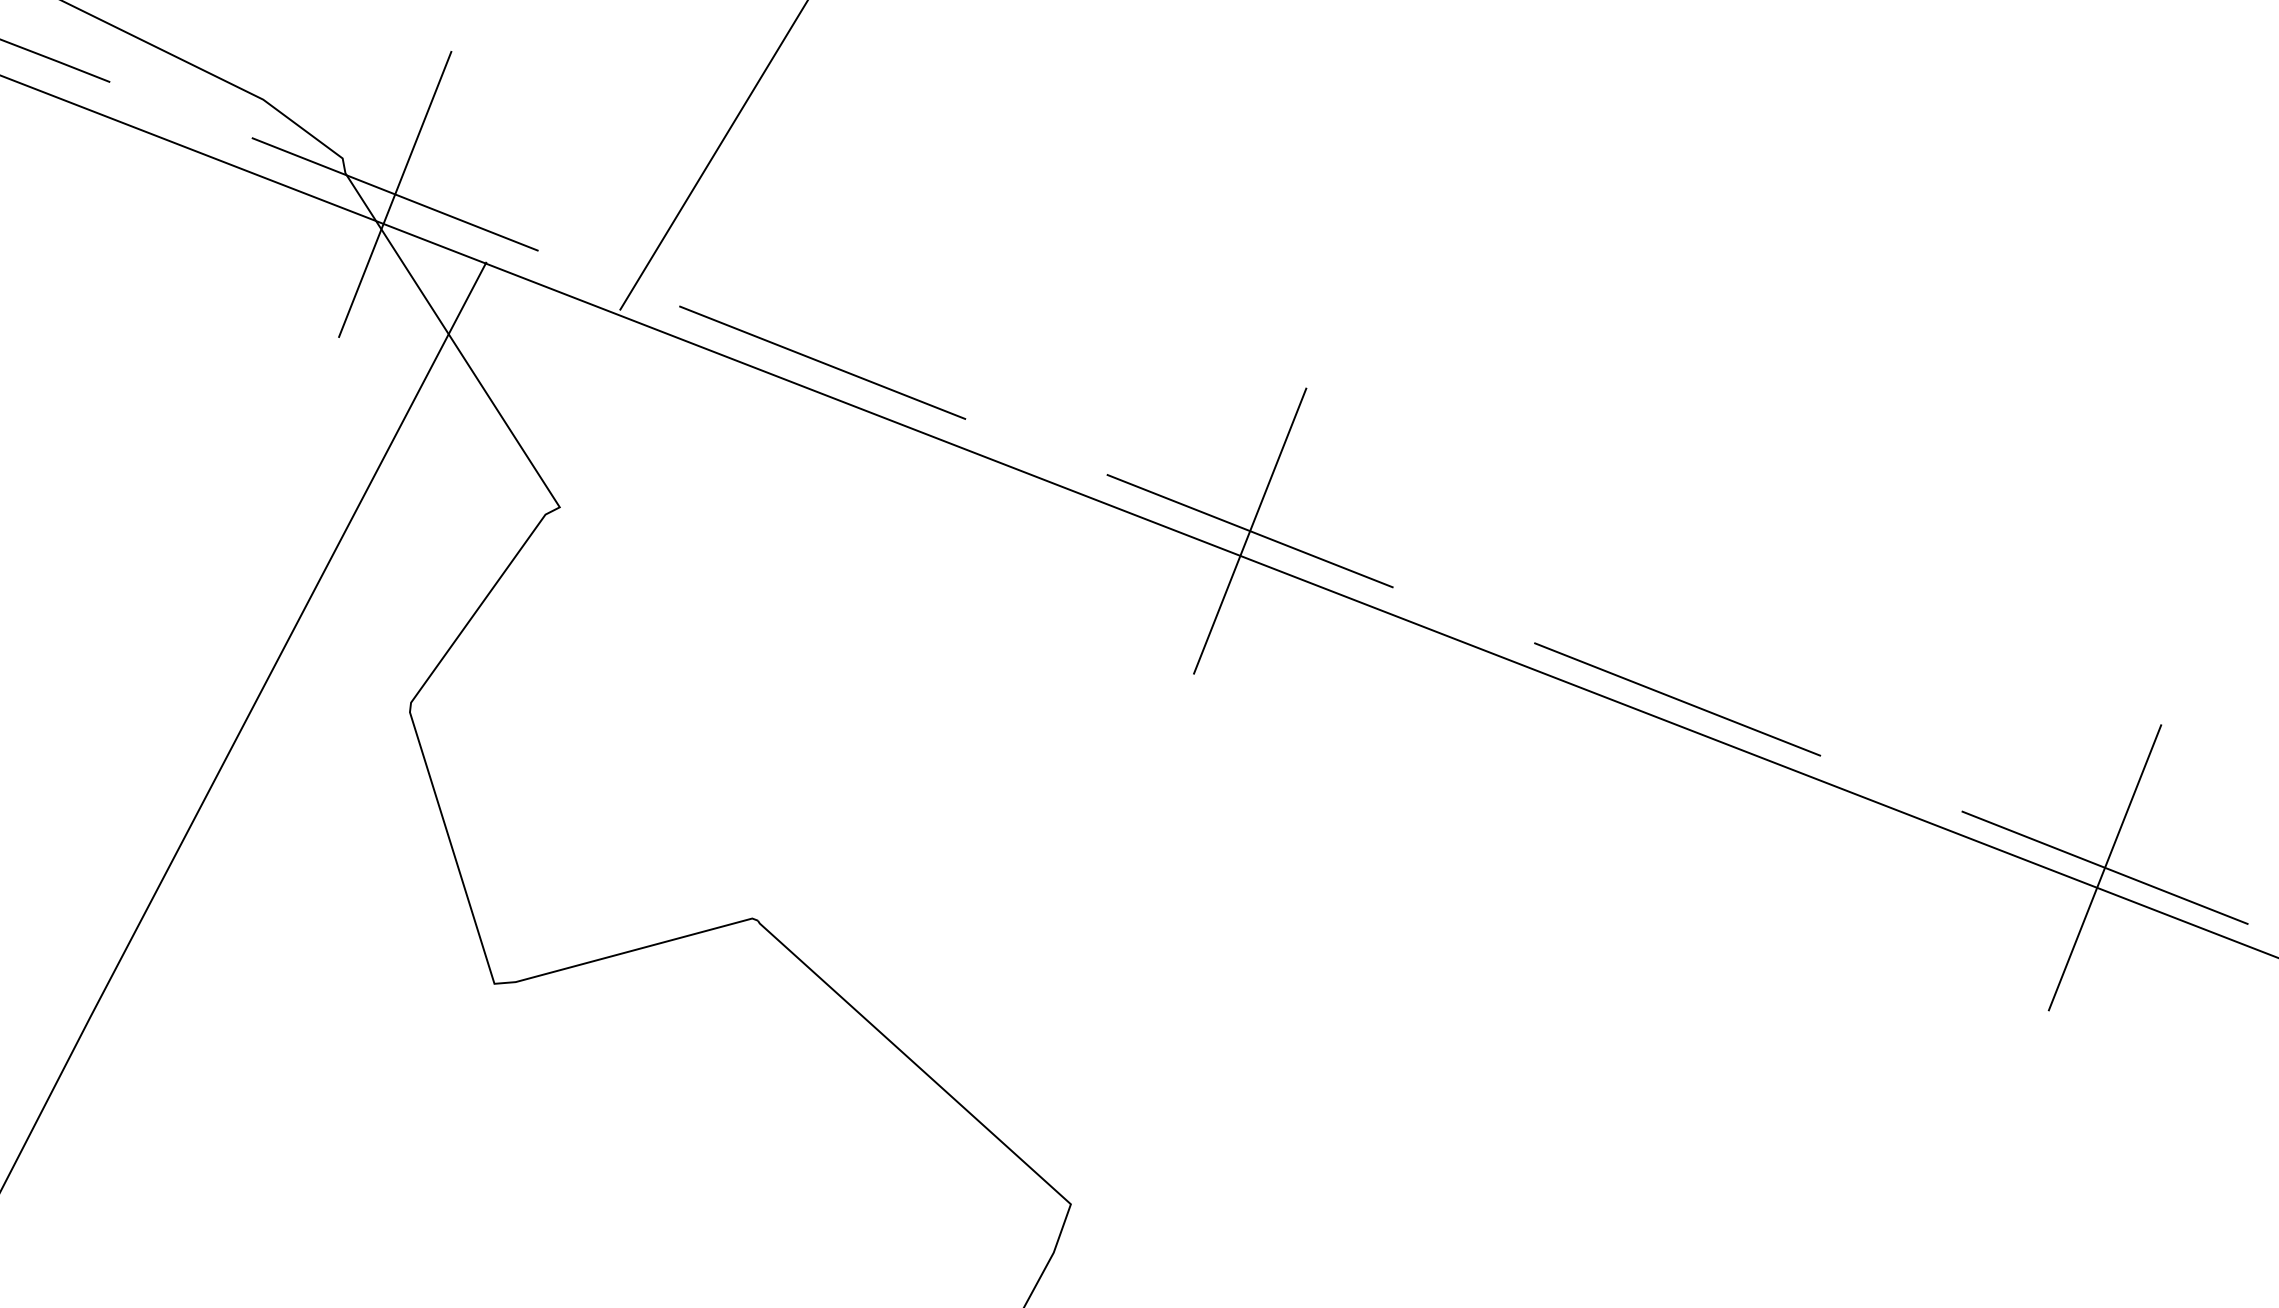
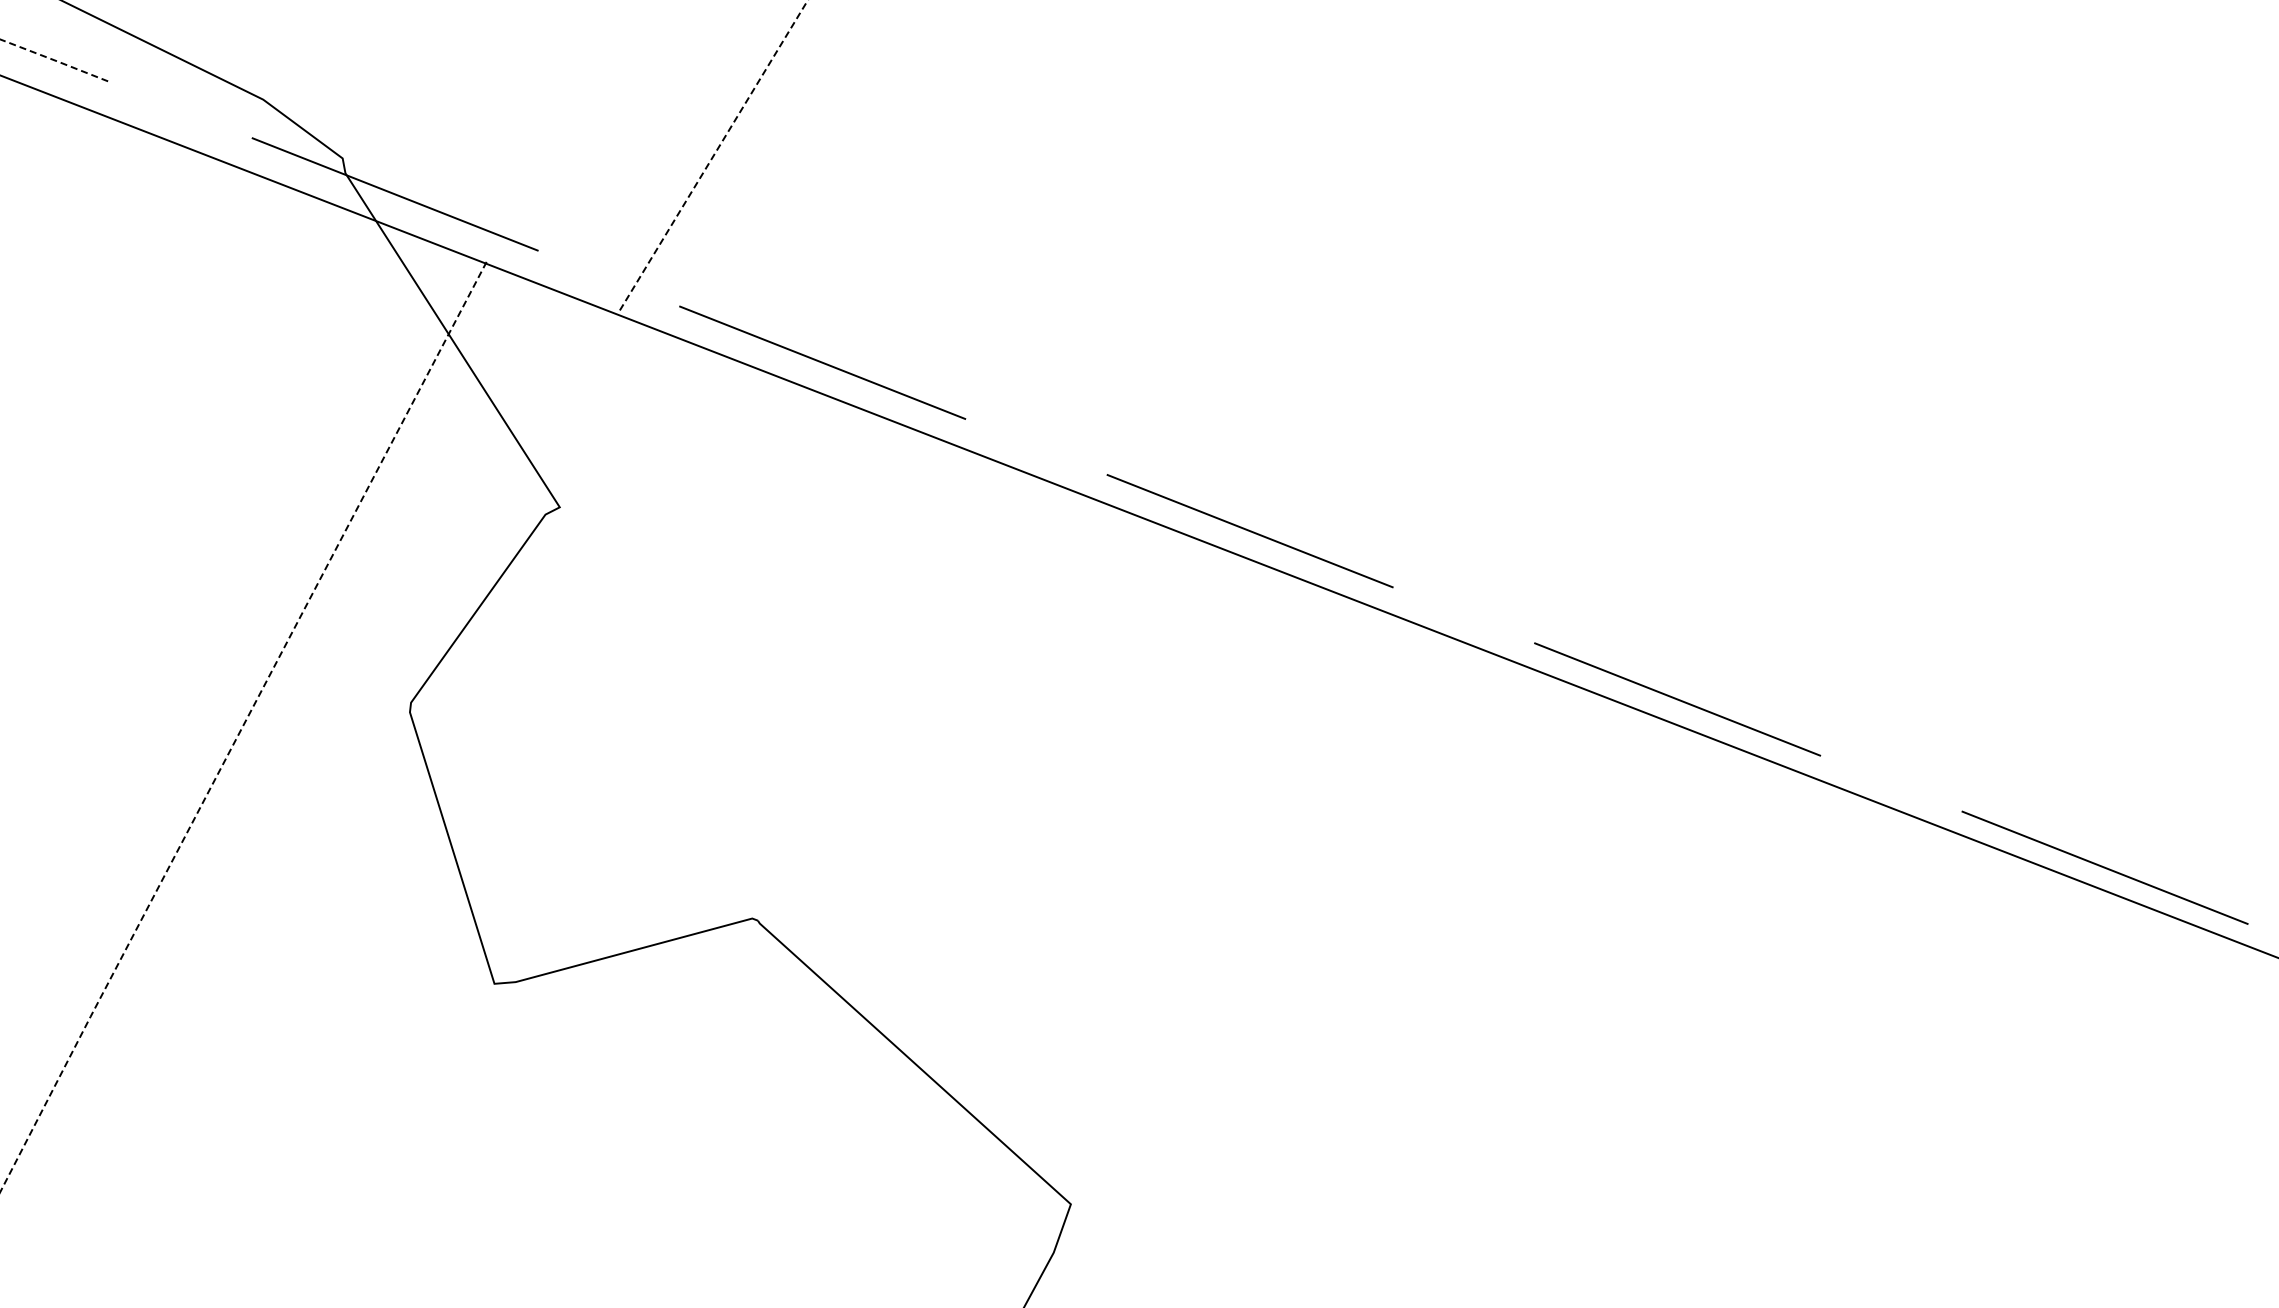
line: solid -> dashed (56, 60)
line: solid -> dashed (714, 155)
line: present -> none (395, 193)
line: present -> none (1250, 530)
line: solid -> dashed (242, 727)
line: present -> none (2104, 867)
